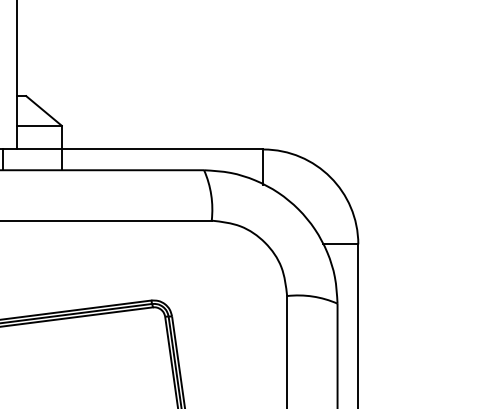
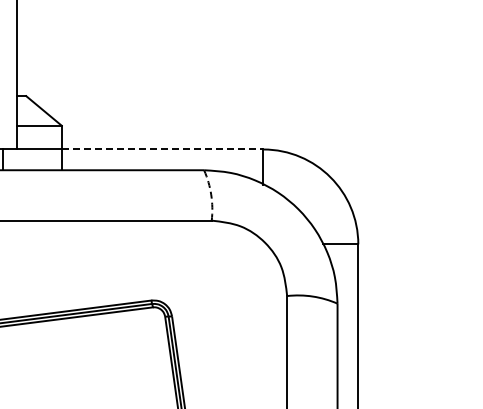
line: solid -> dashed (162, 149)
arc: solid -> dashed (211, 194)
